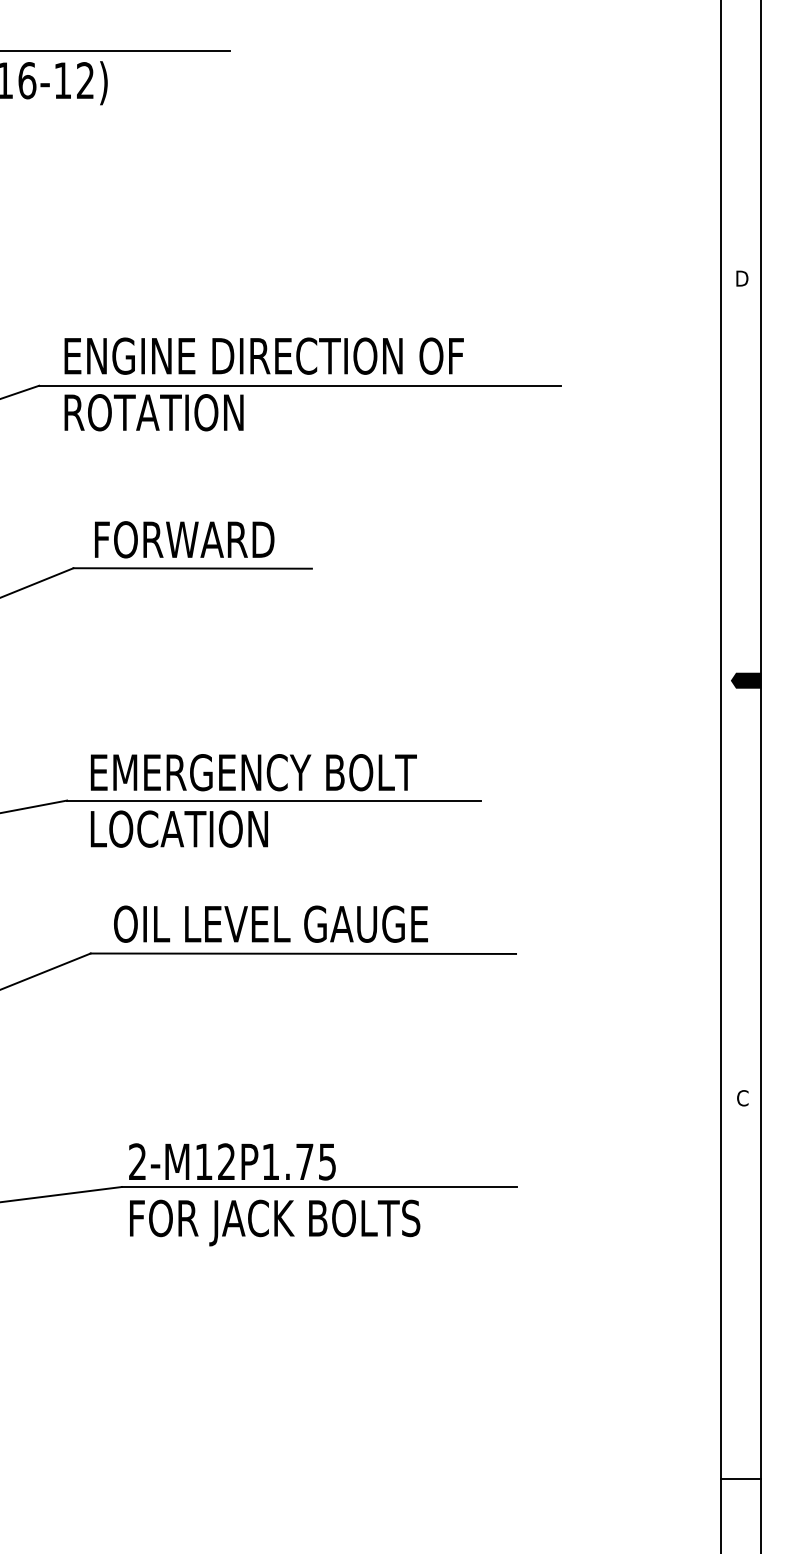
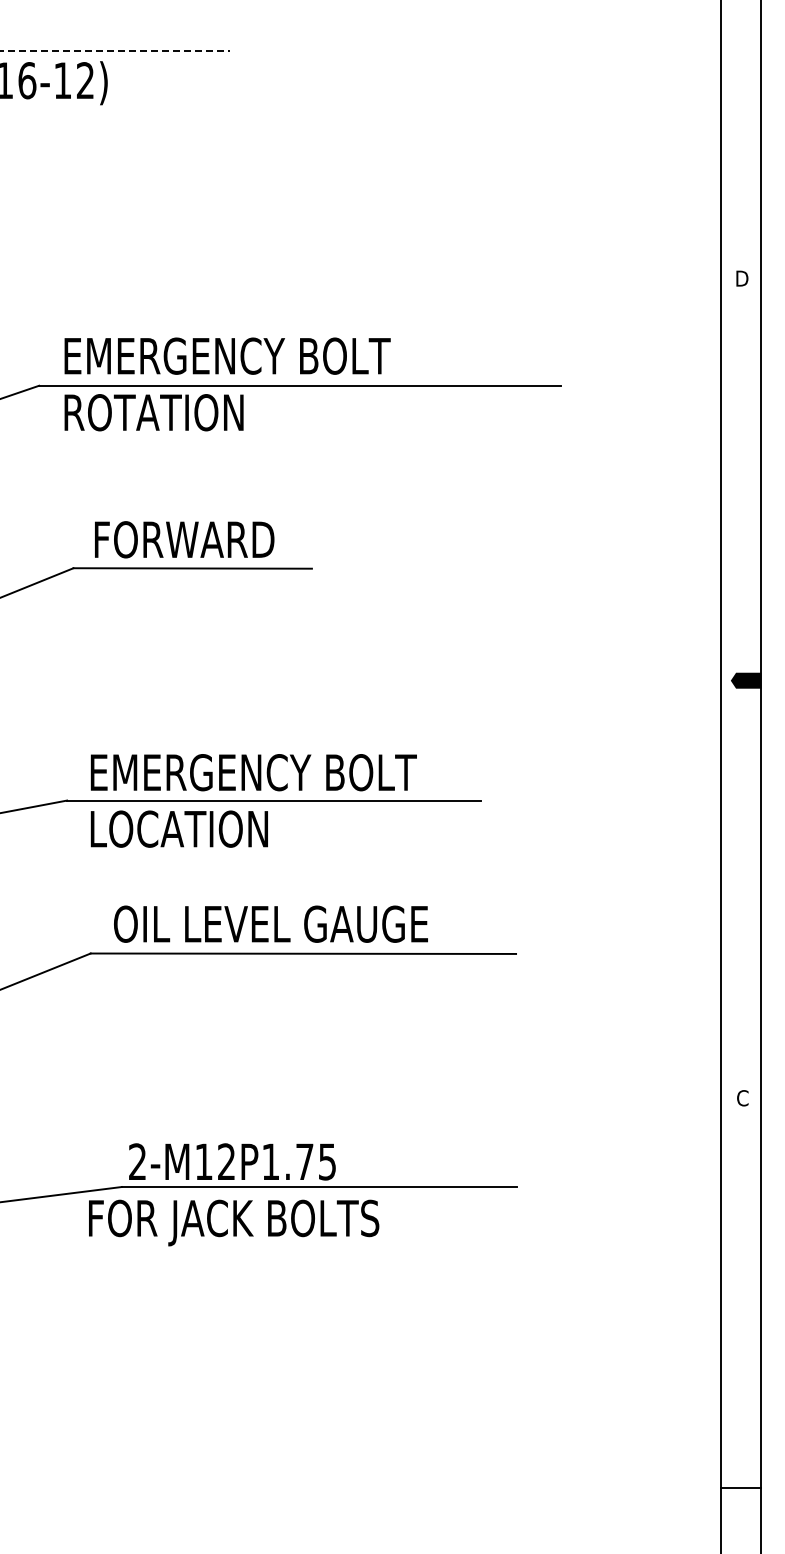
line: solid -> dashed (114, 50)
text: ENGINE DIRECTION OF -> EMERGENCY BOLT (276, 355)
text position: (275, 1222) -> (234, 1222) (234, 1222)
line position: (741, 1478) -> (741, 1487) (741, 1487)
